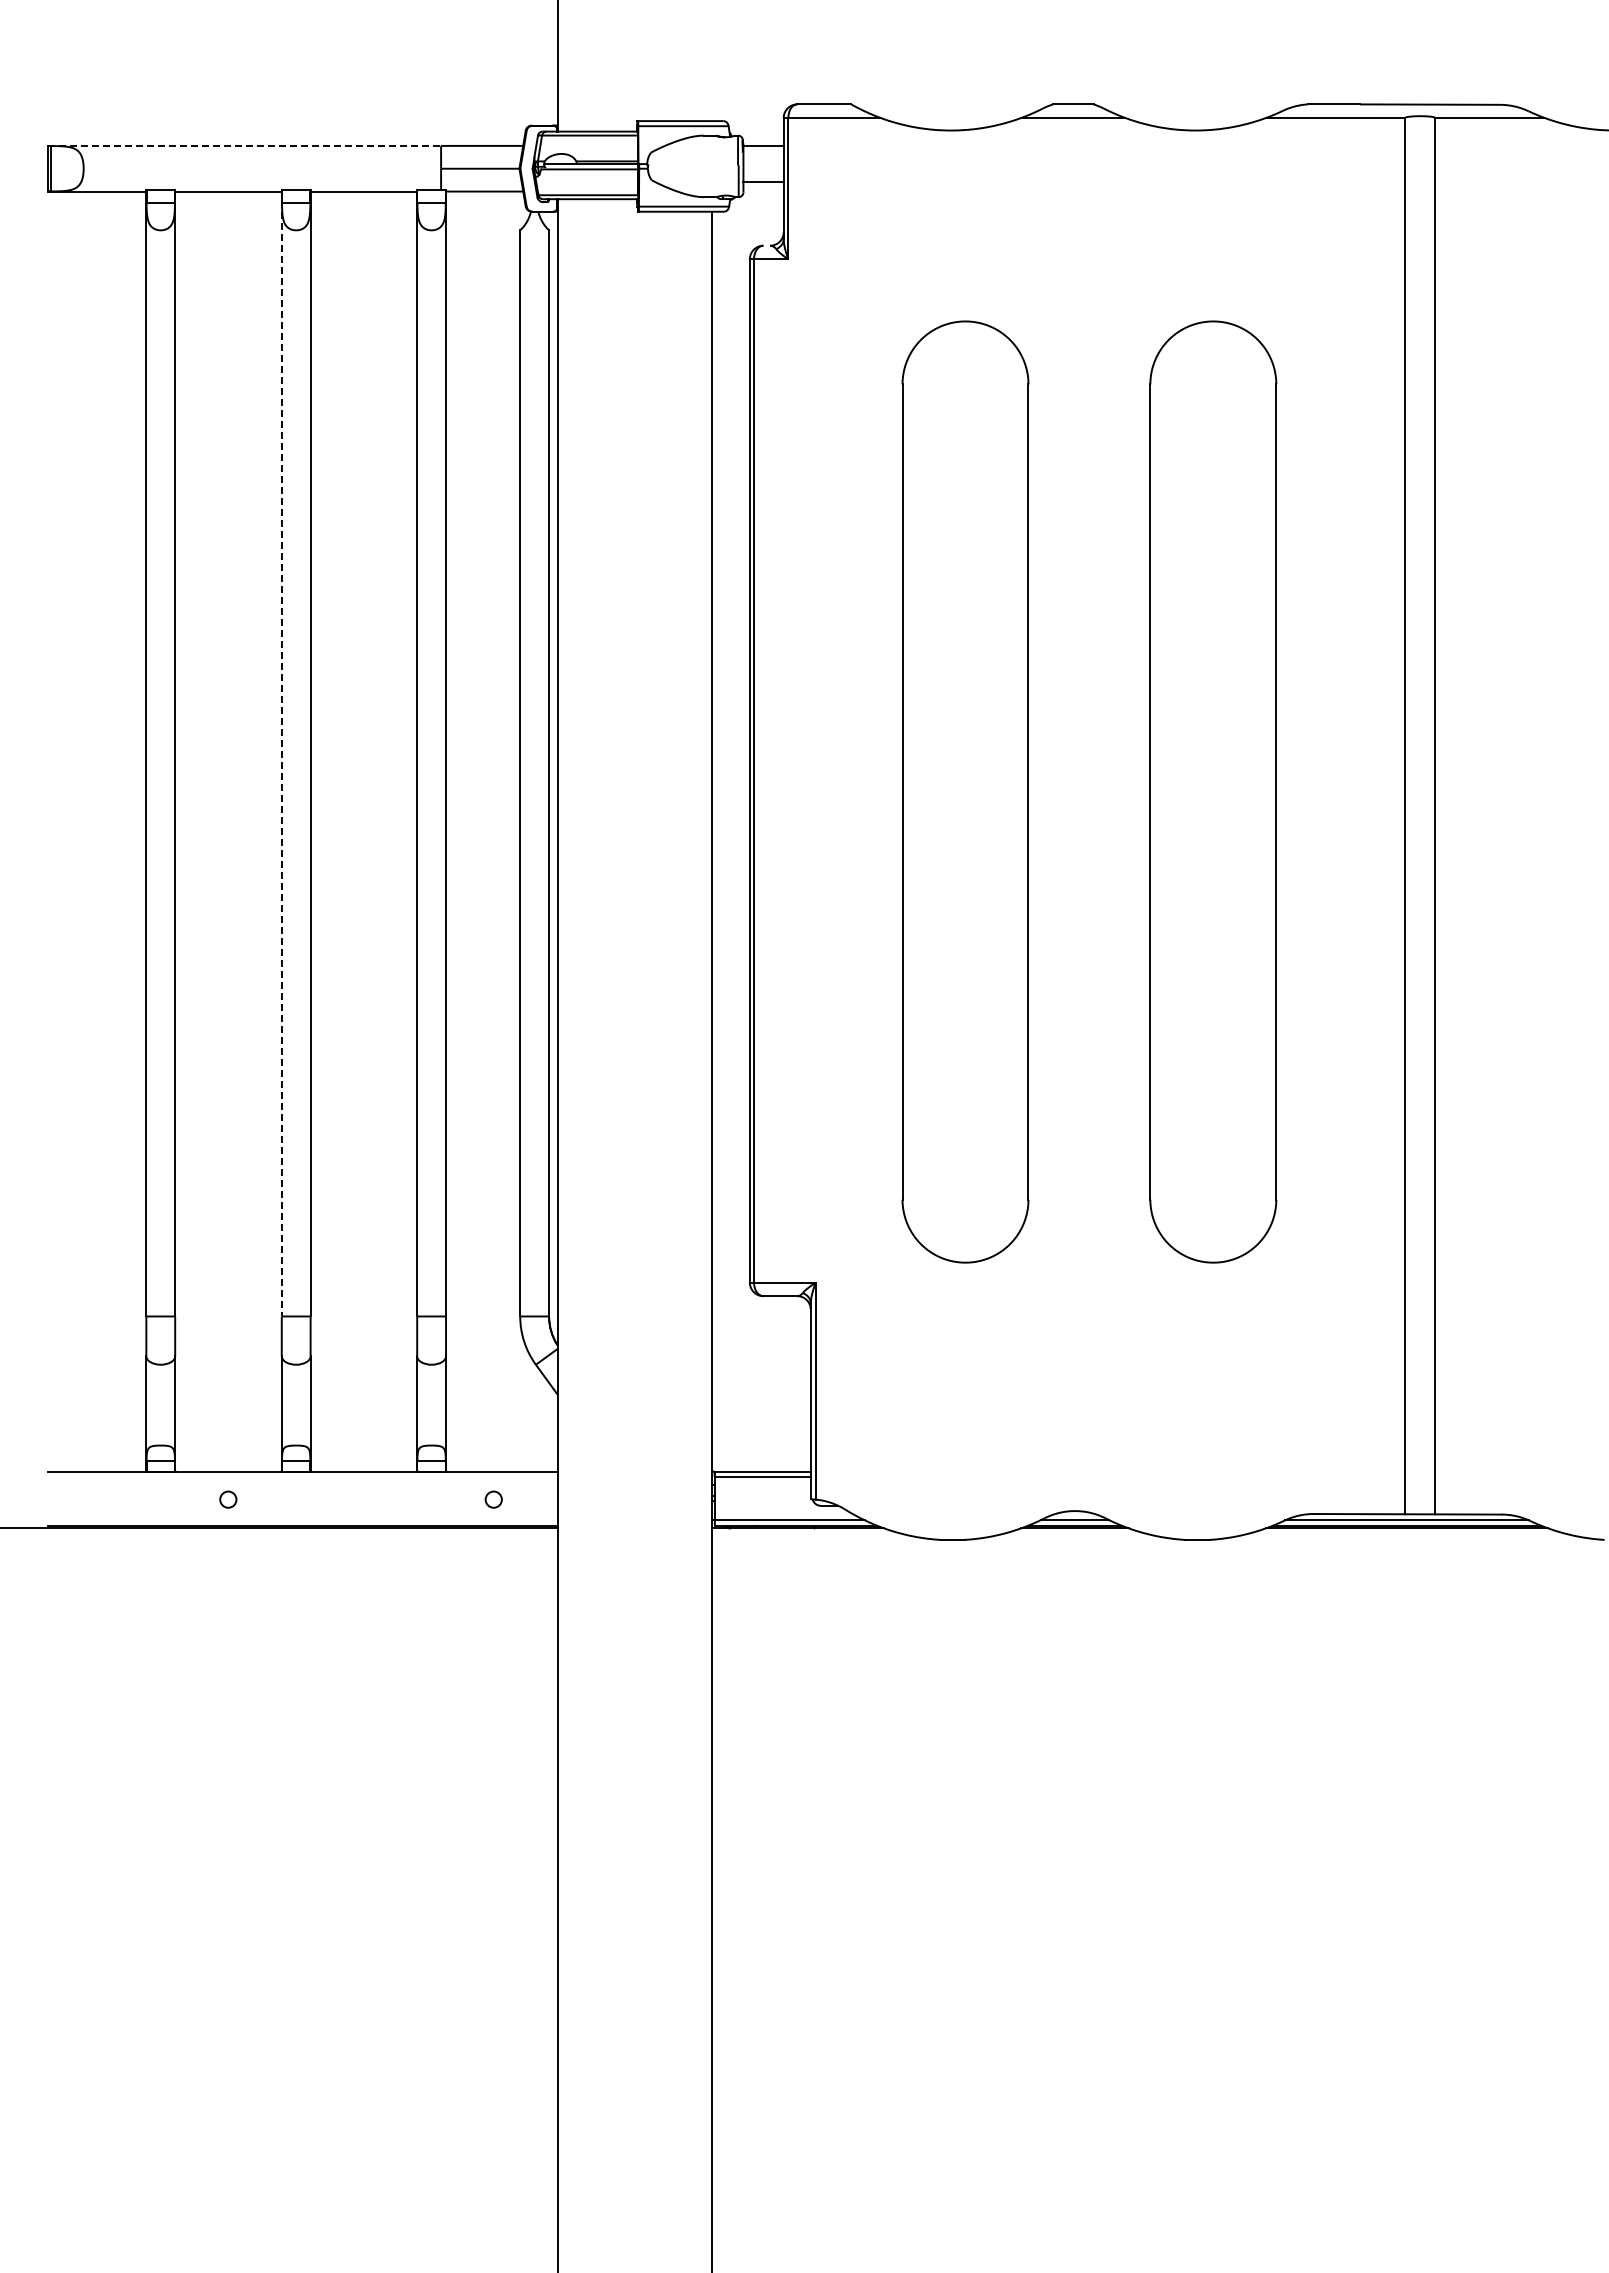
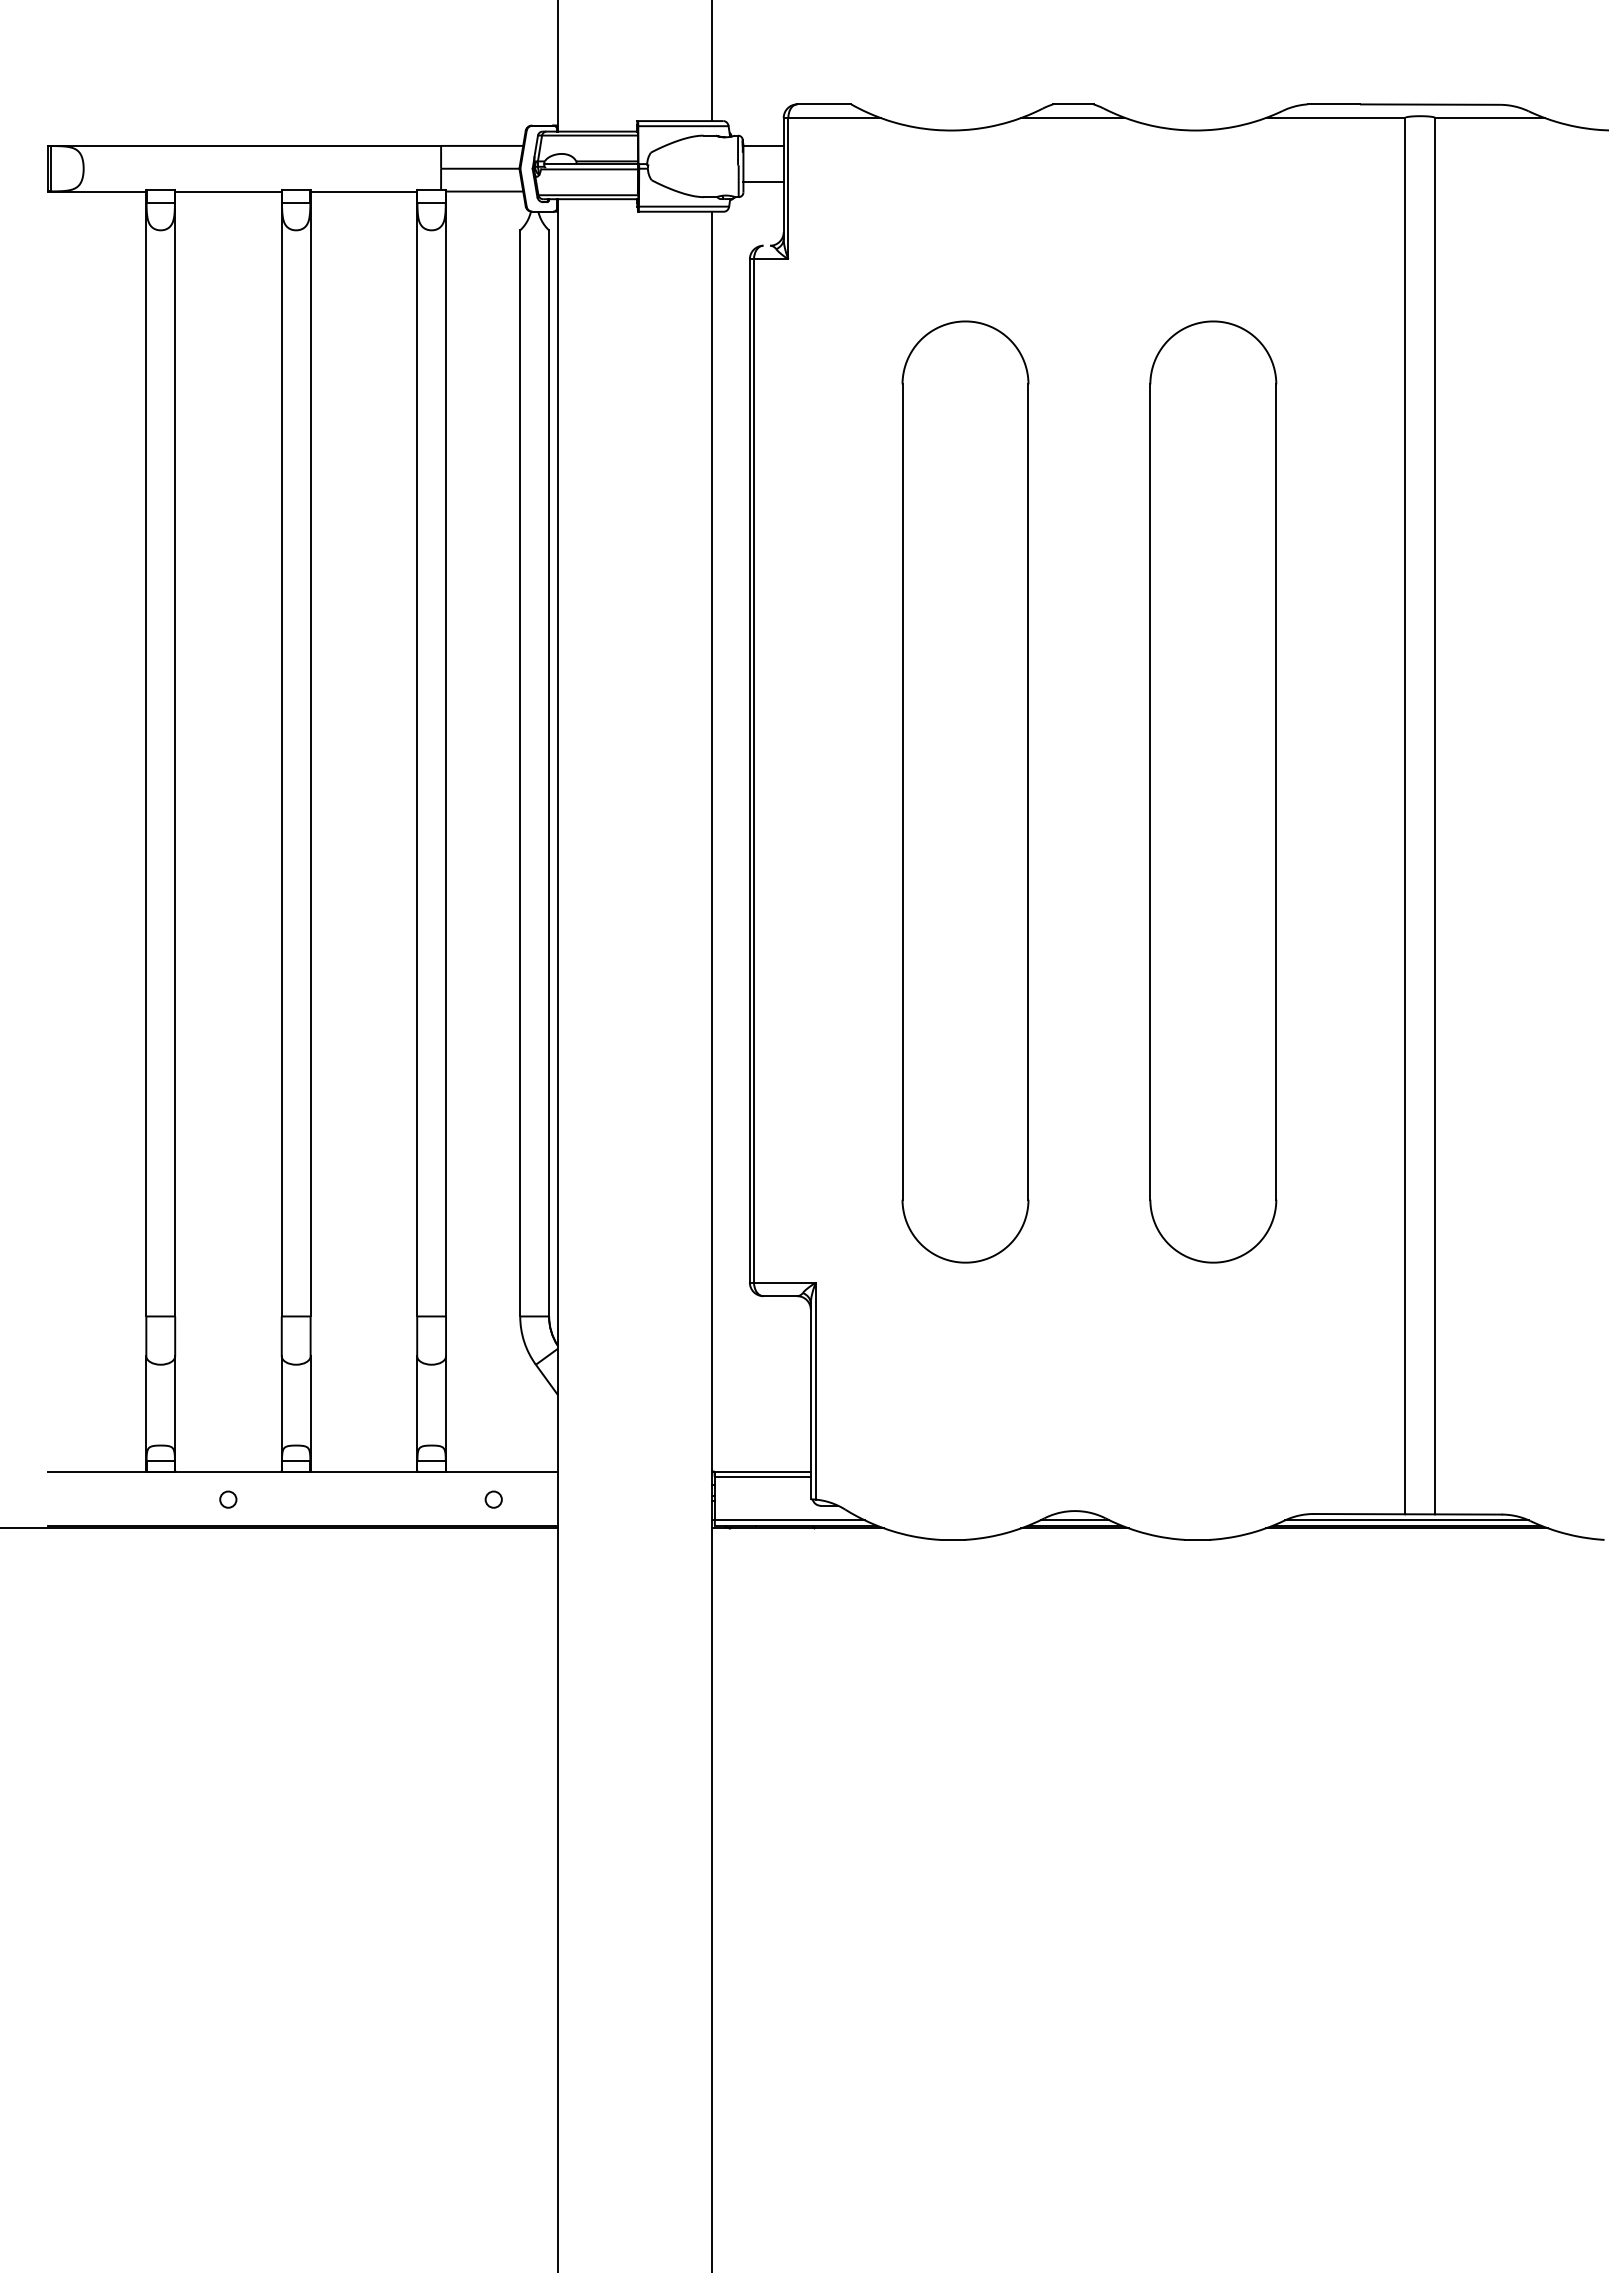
line: none -> present (711, 61)
line: dashed -> solid (245, 145)
line: dashed -> solid (281, 753)
